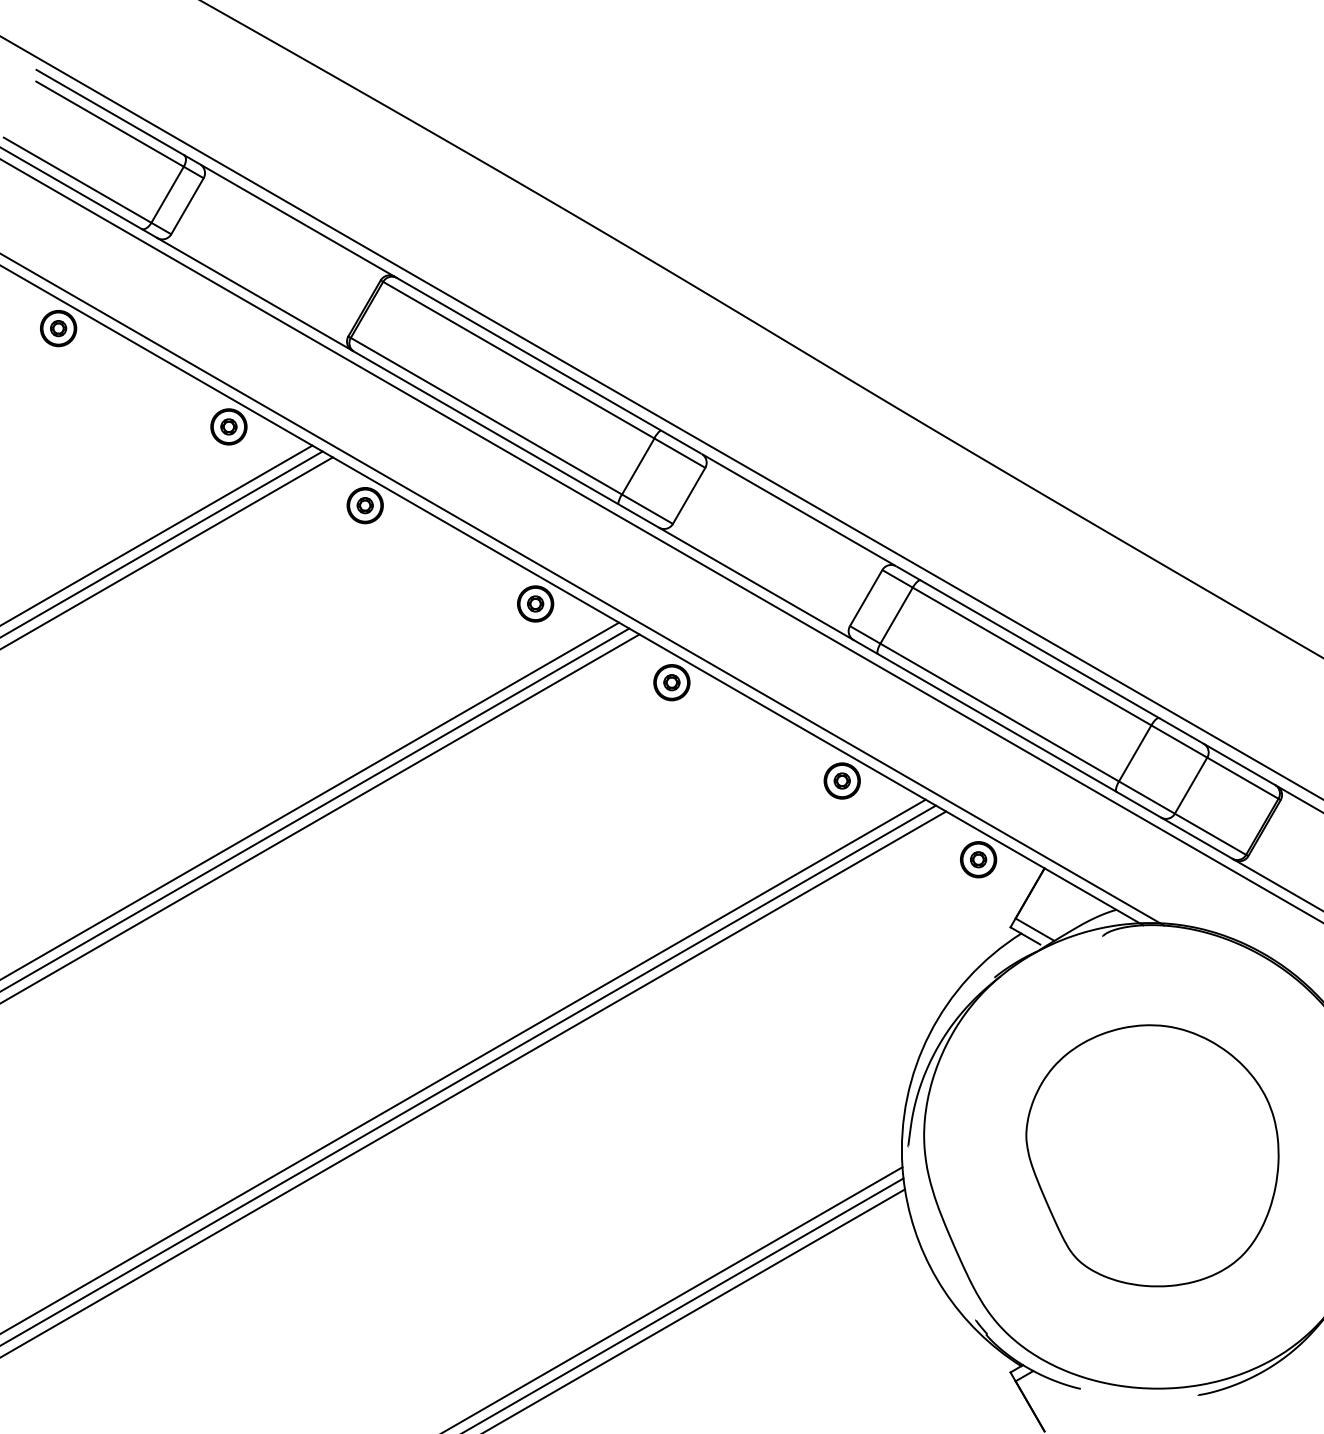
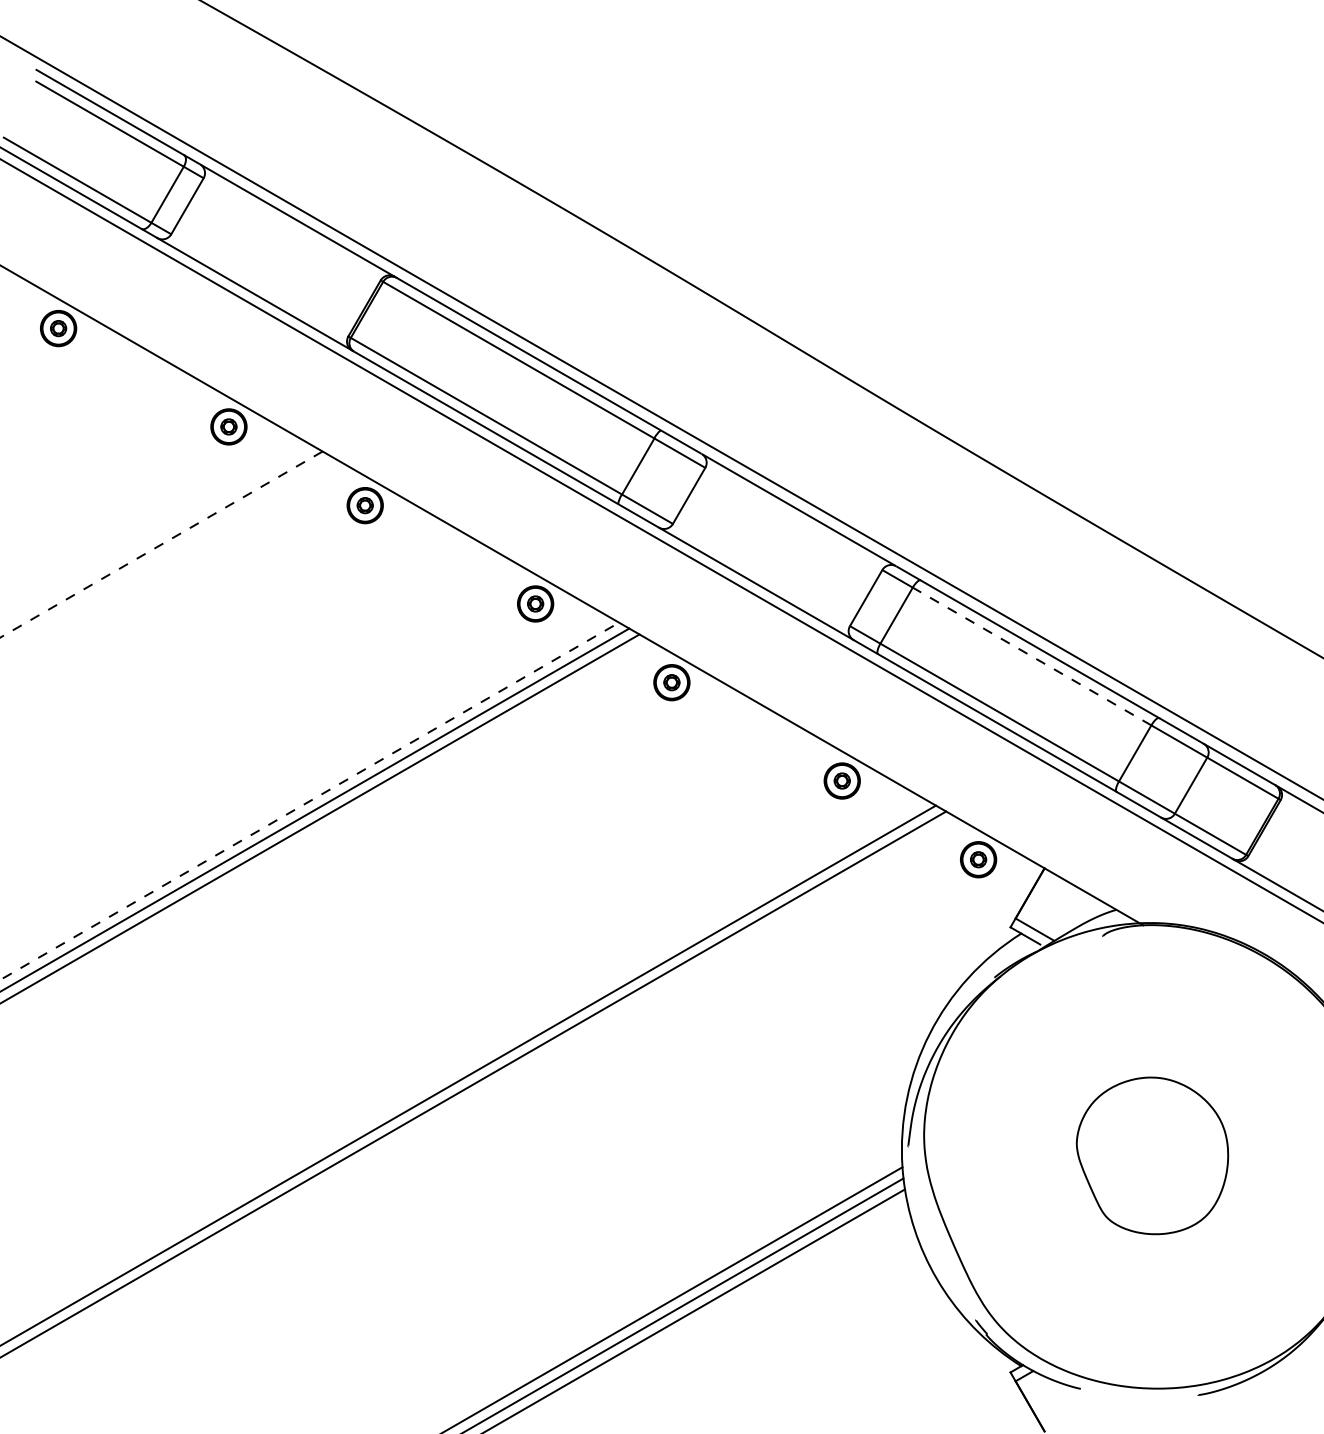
line: present -> none (157, 534)
line: solid -> dashed (161, 544)
line: present -> none (167, 552)
line: present -> none (583, 589)
line: solid -> dashed (1032, 656)
line: solid -> dashed (309, 801)
line: present -> none (463, 1065)
part size: 255x264 px -> 155x160 px (1152, 1155)
